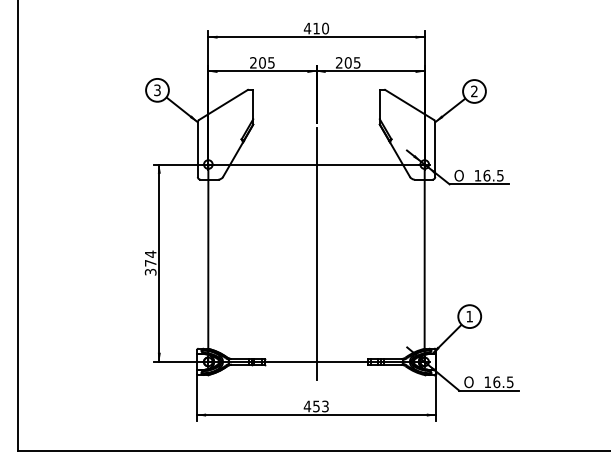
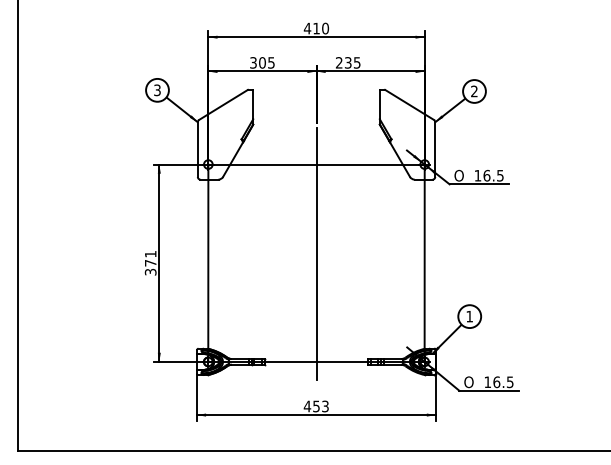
text: 205 -> 305 (253, 62)
text: 205 -> 235 (347, 62)
text: 374 -> 371 (150, 253)
